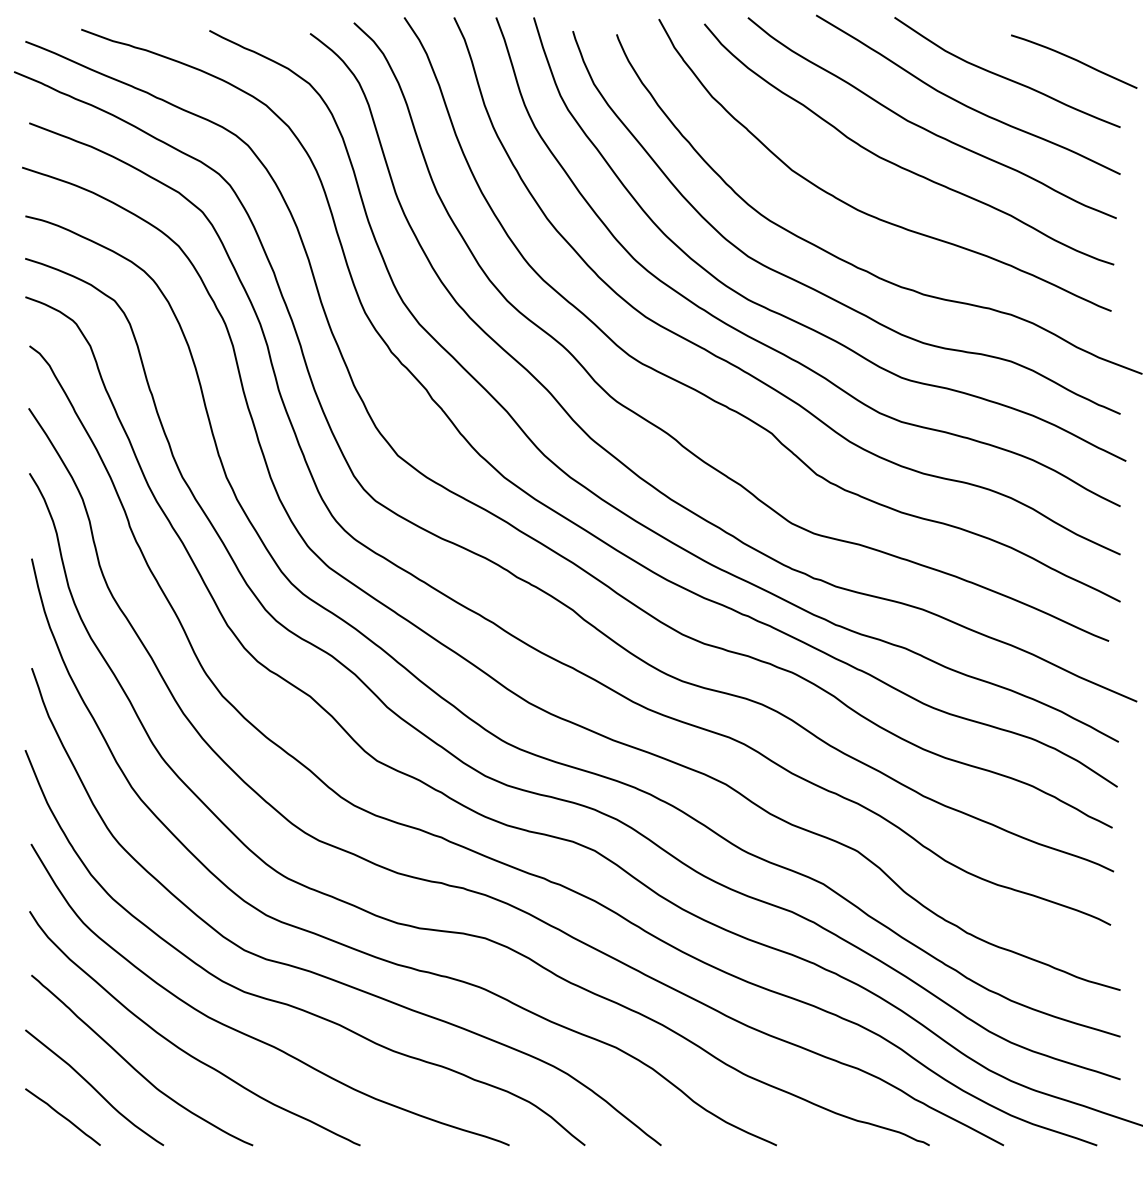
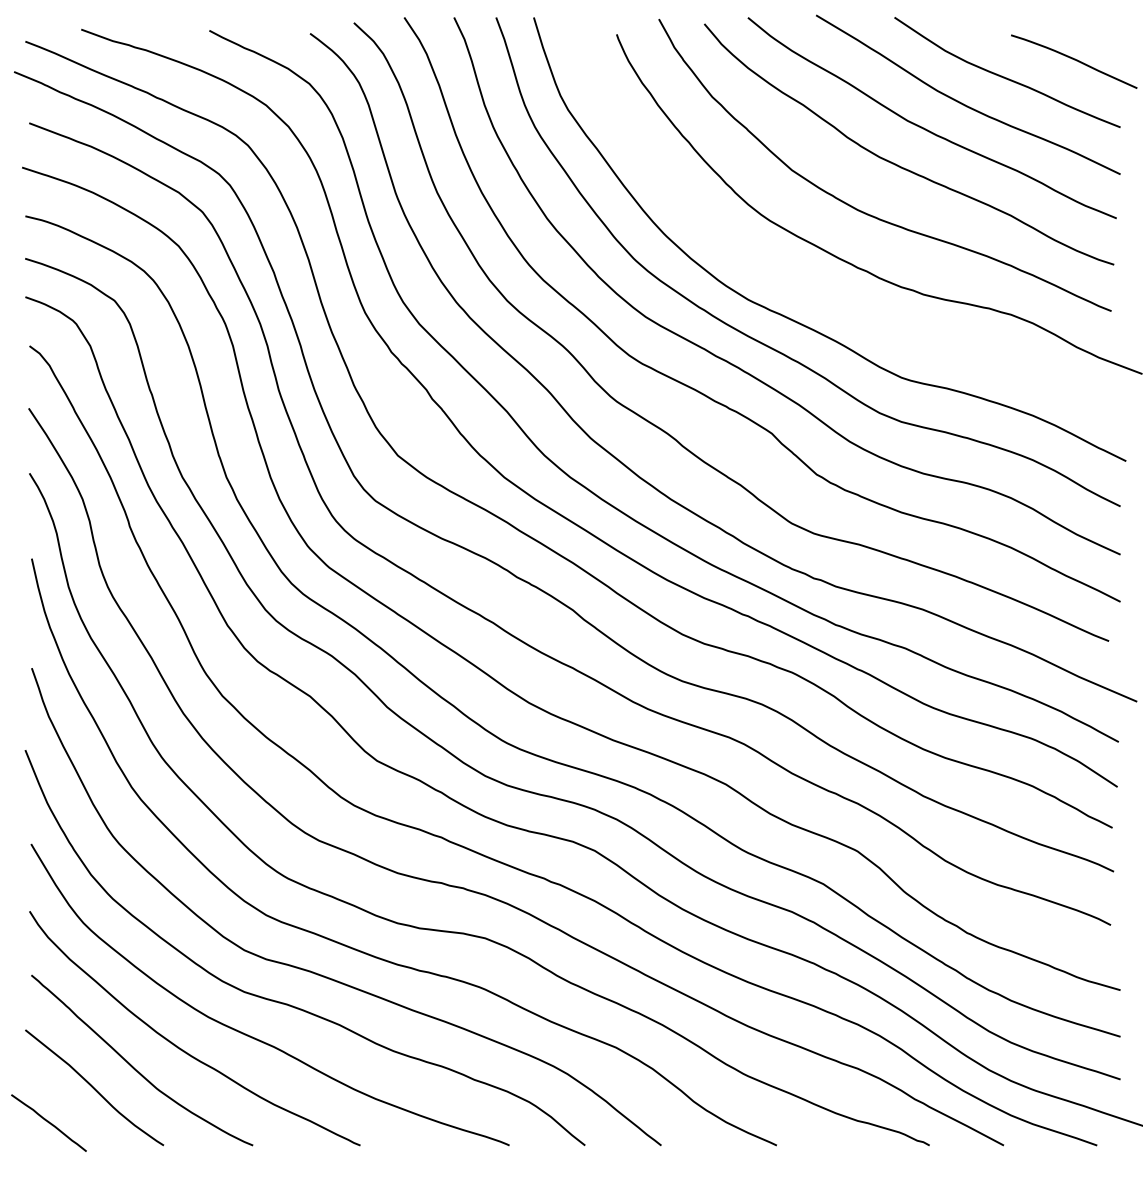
curve: present -> none (814, 288)
curve position: (62, 1116) -> (48, 1122) (48, 1122)
